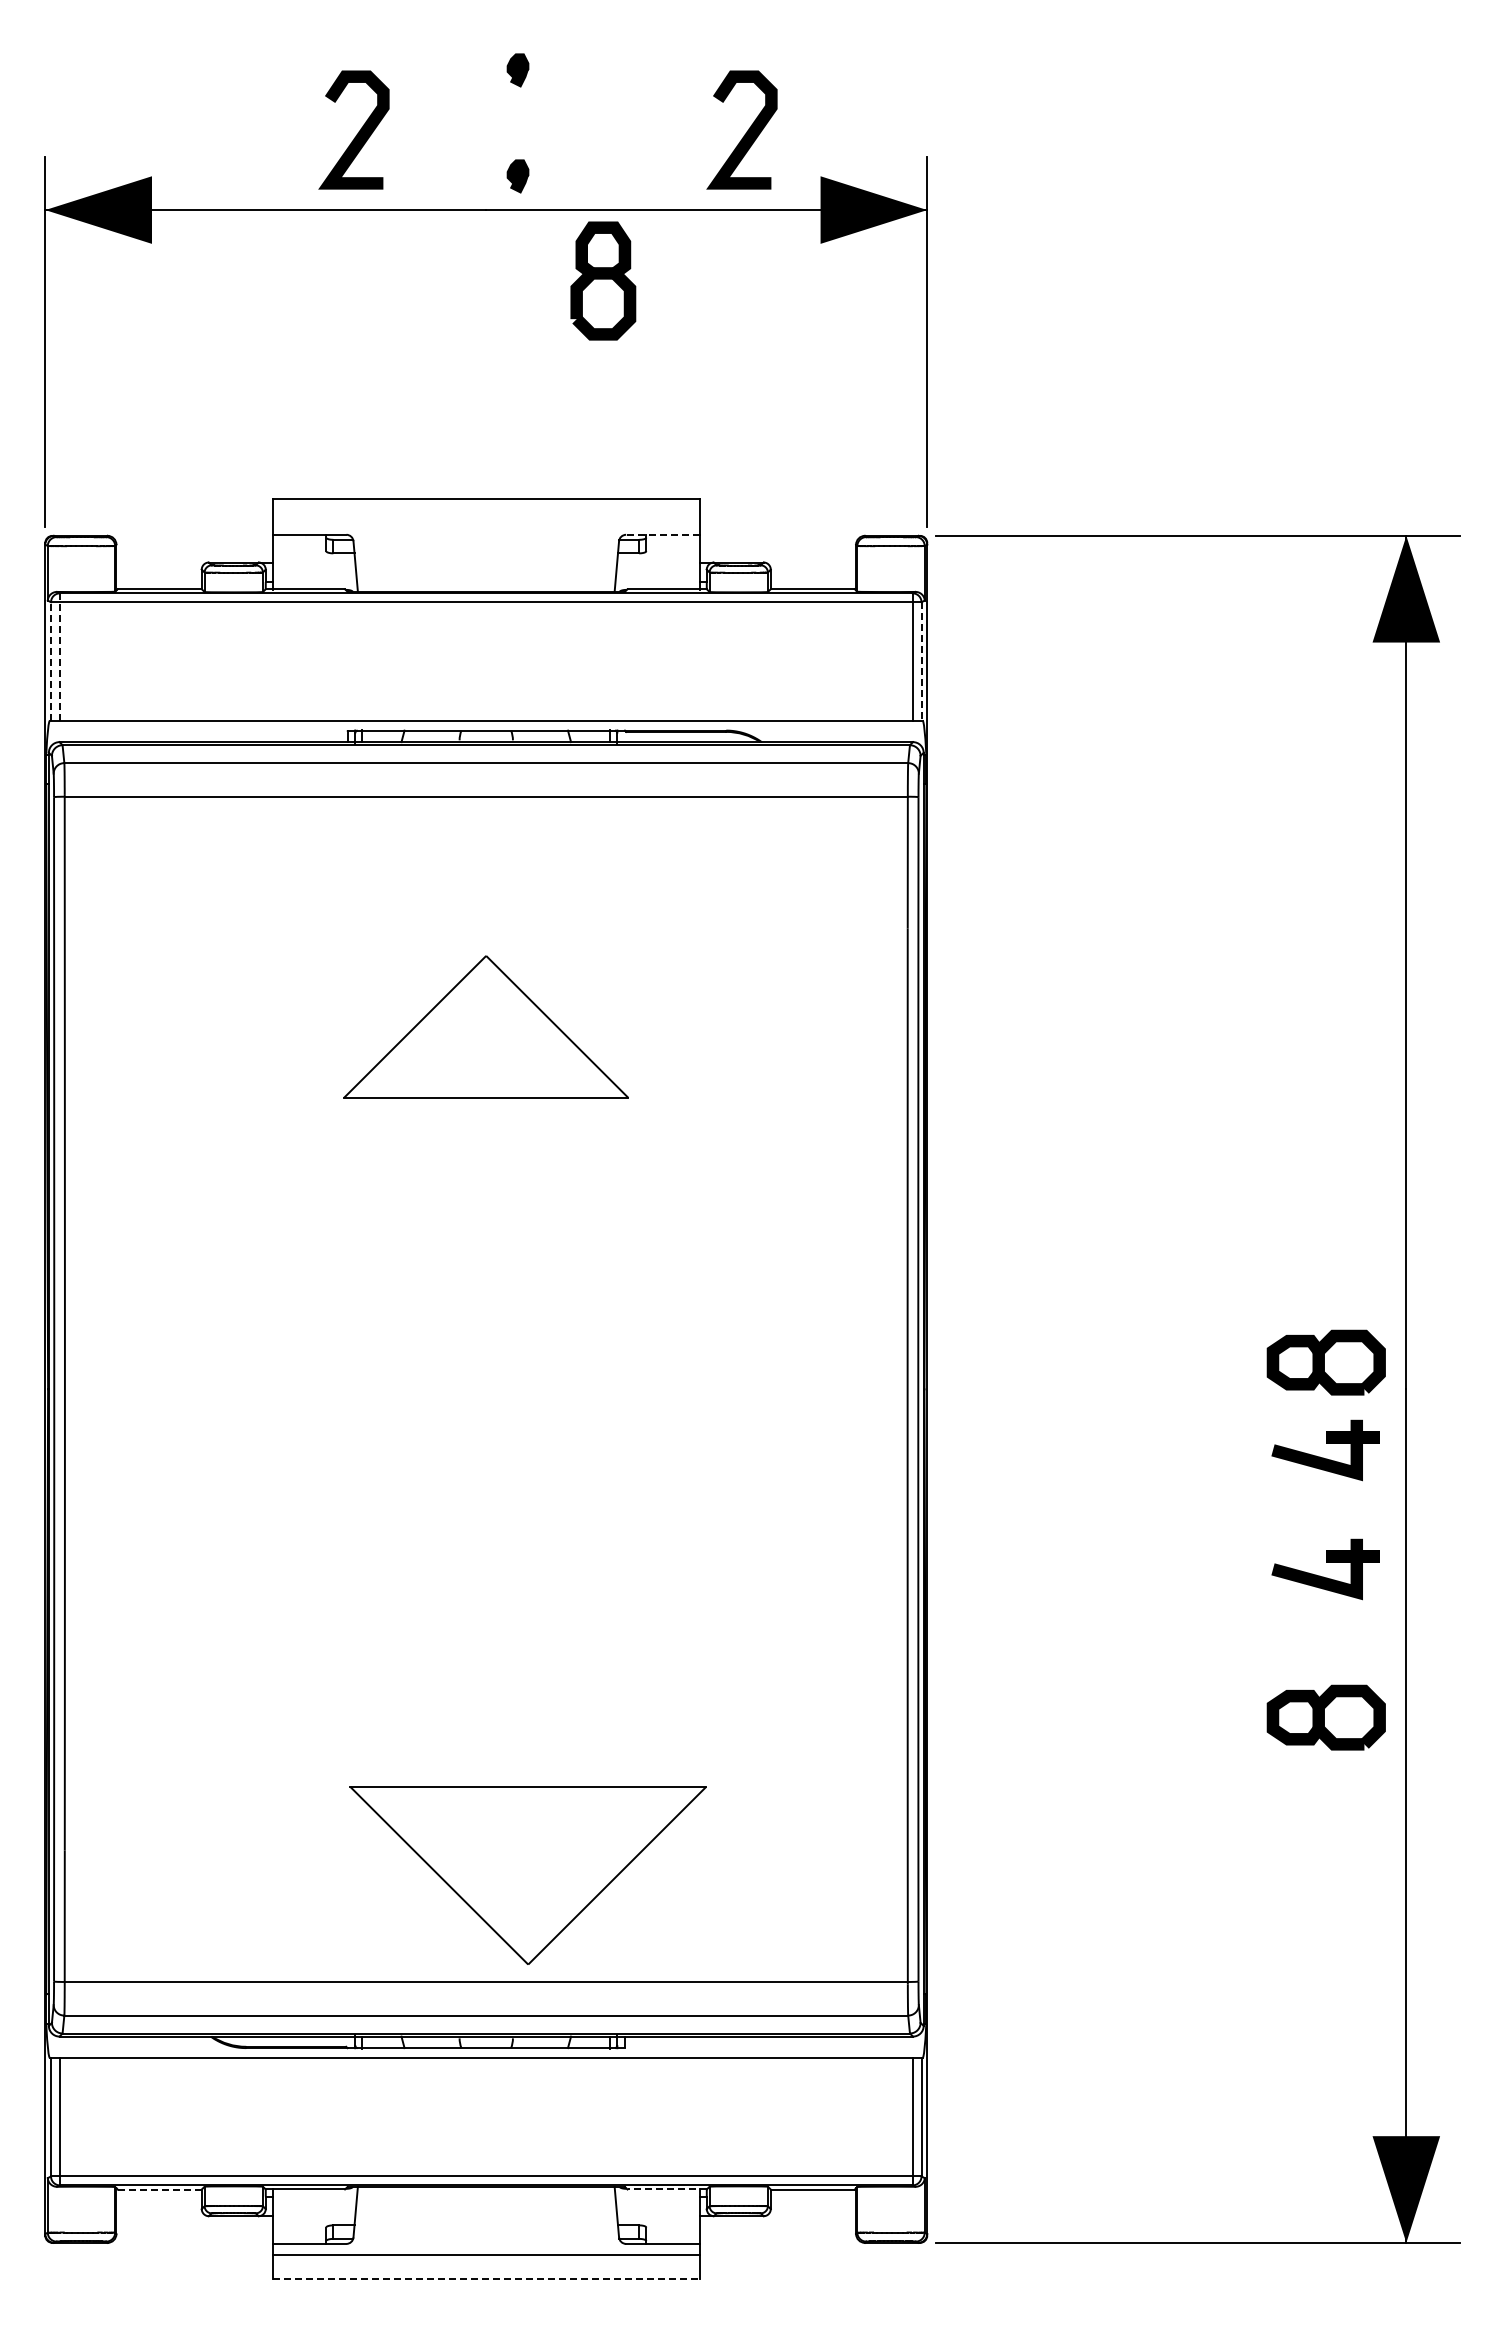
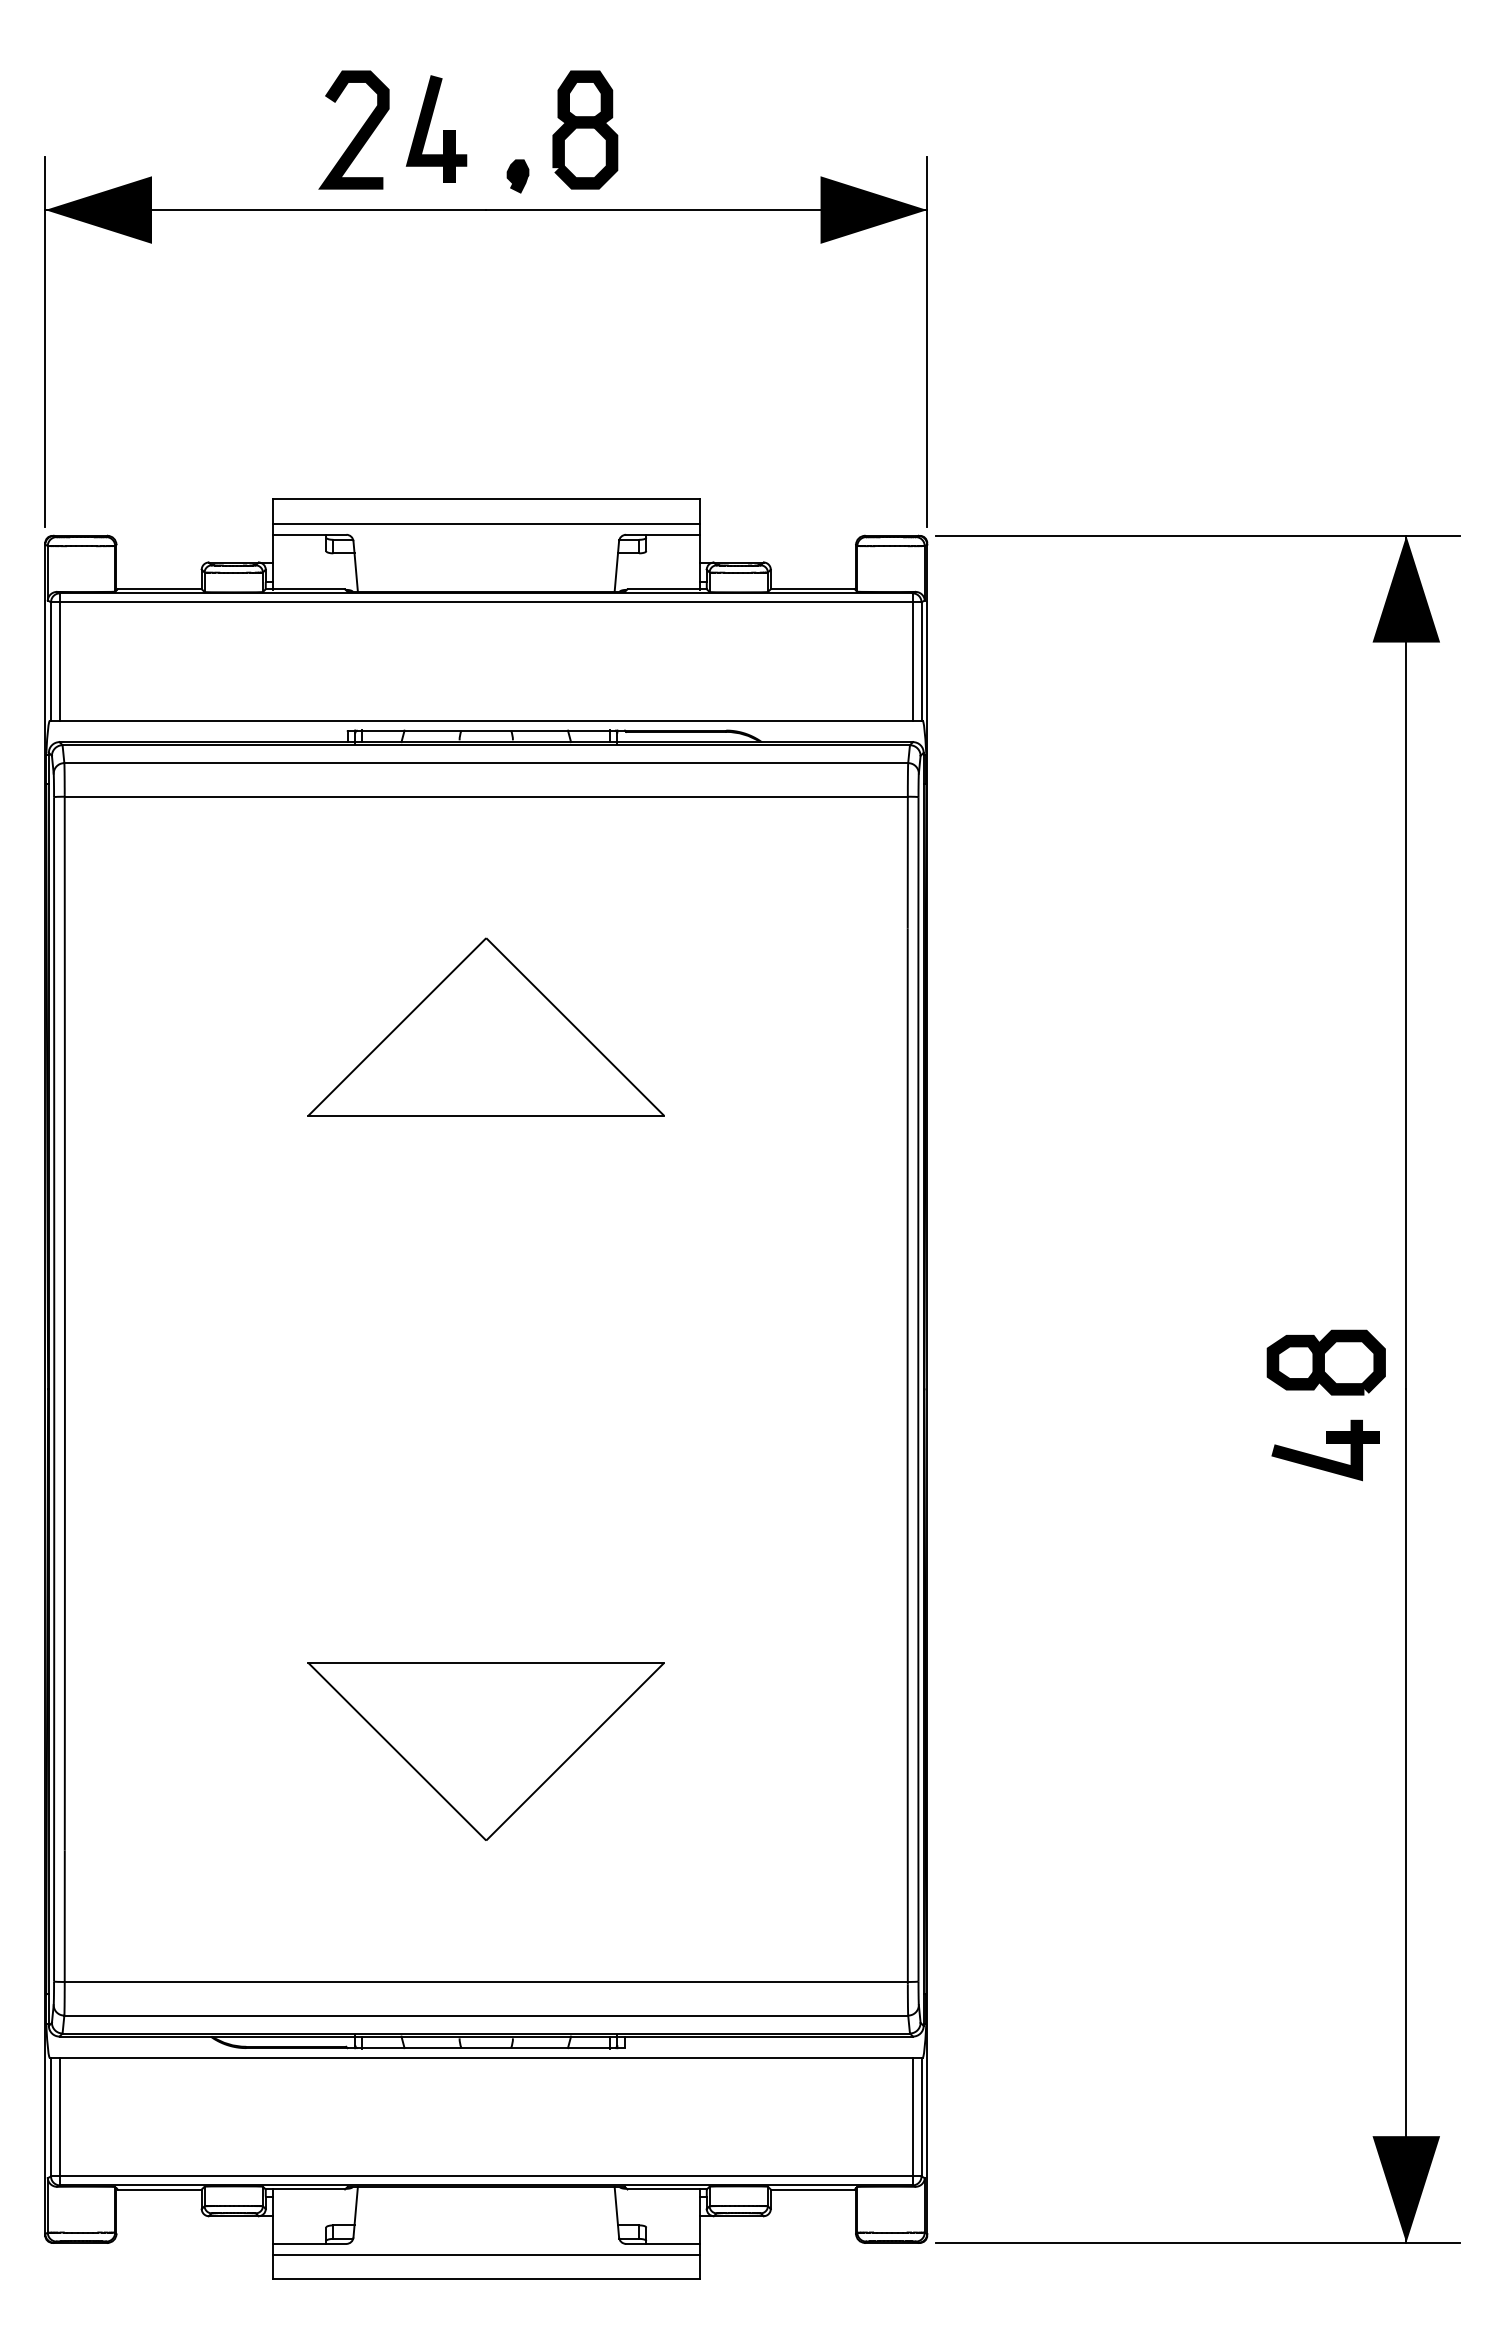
part: present -> none (517, 70)
part: none -> present (429, 127)
curve: present -> none (746, 131)
part position: (603, 280) -> (585, 129) (585, 129)
line: none -> present (485, 524)
line: dashed -> solid (662, 534)
line: dashed -> solid (59, 657)
line: dashed -> solid (51, 661)
line: dashed -> solid (921, 662)
part size: 286x144 px -> 358x180 px (485, 1026)
part: present -> none (1326, 1562)
part: present -> none (1325, 1717)
part position: (527, 1875) -> (485, 1751) (485, 1751)
line: dashed -> solid (160, 2189)
line: dashed -> solid (667, 2189)
line: dashed -> solid (486, 2279)
